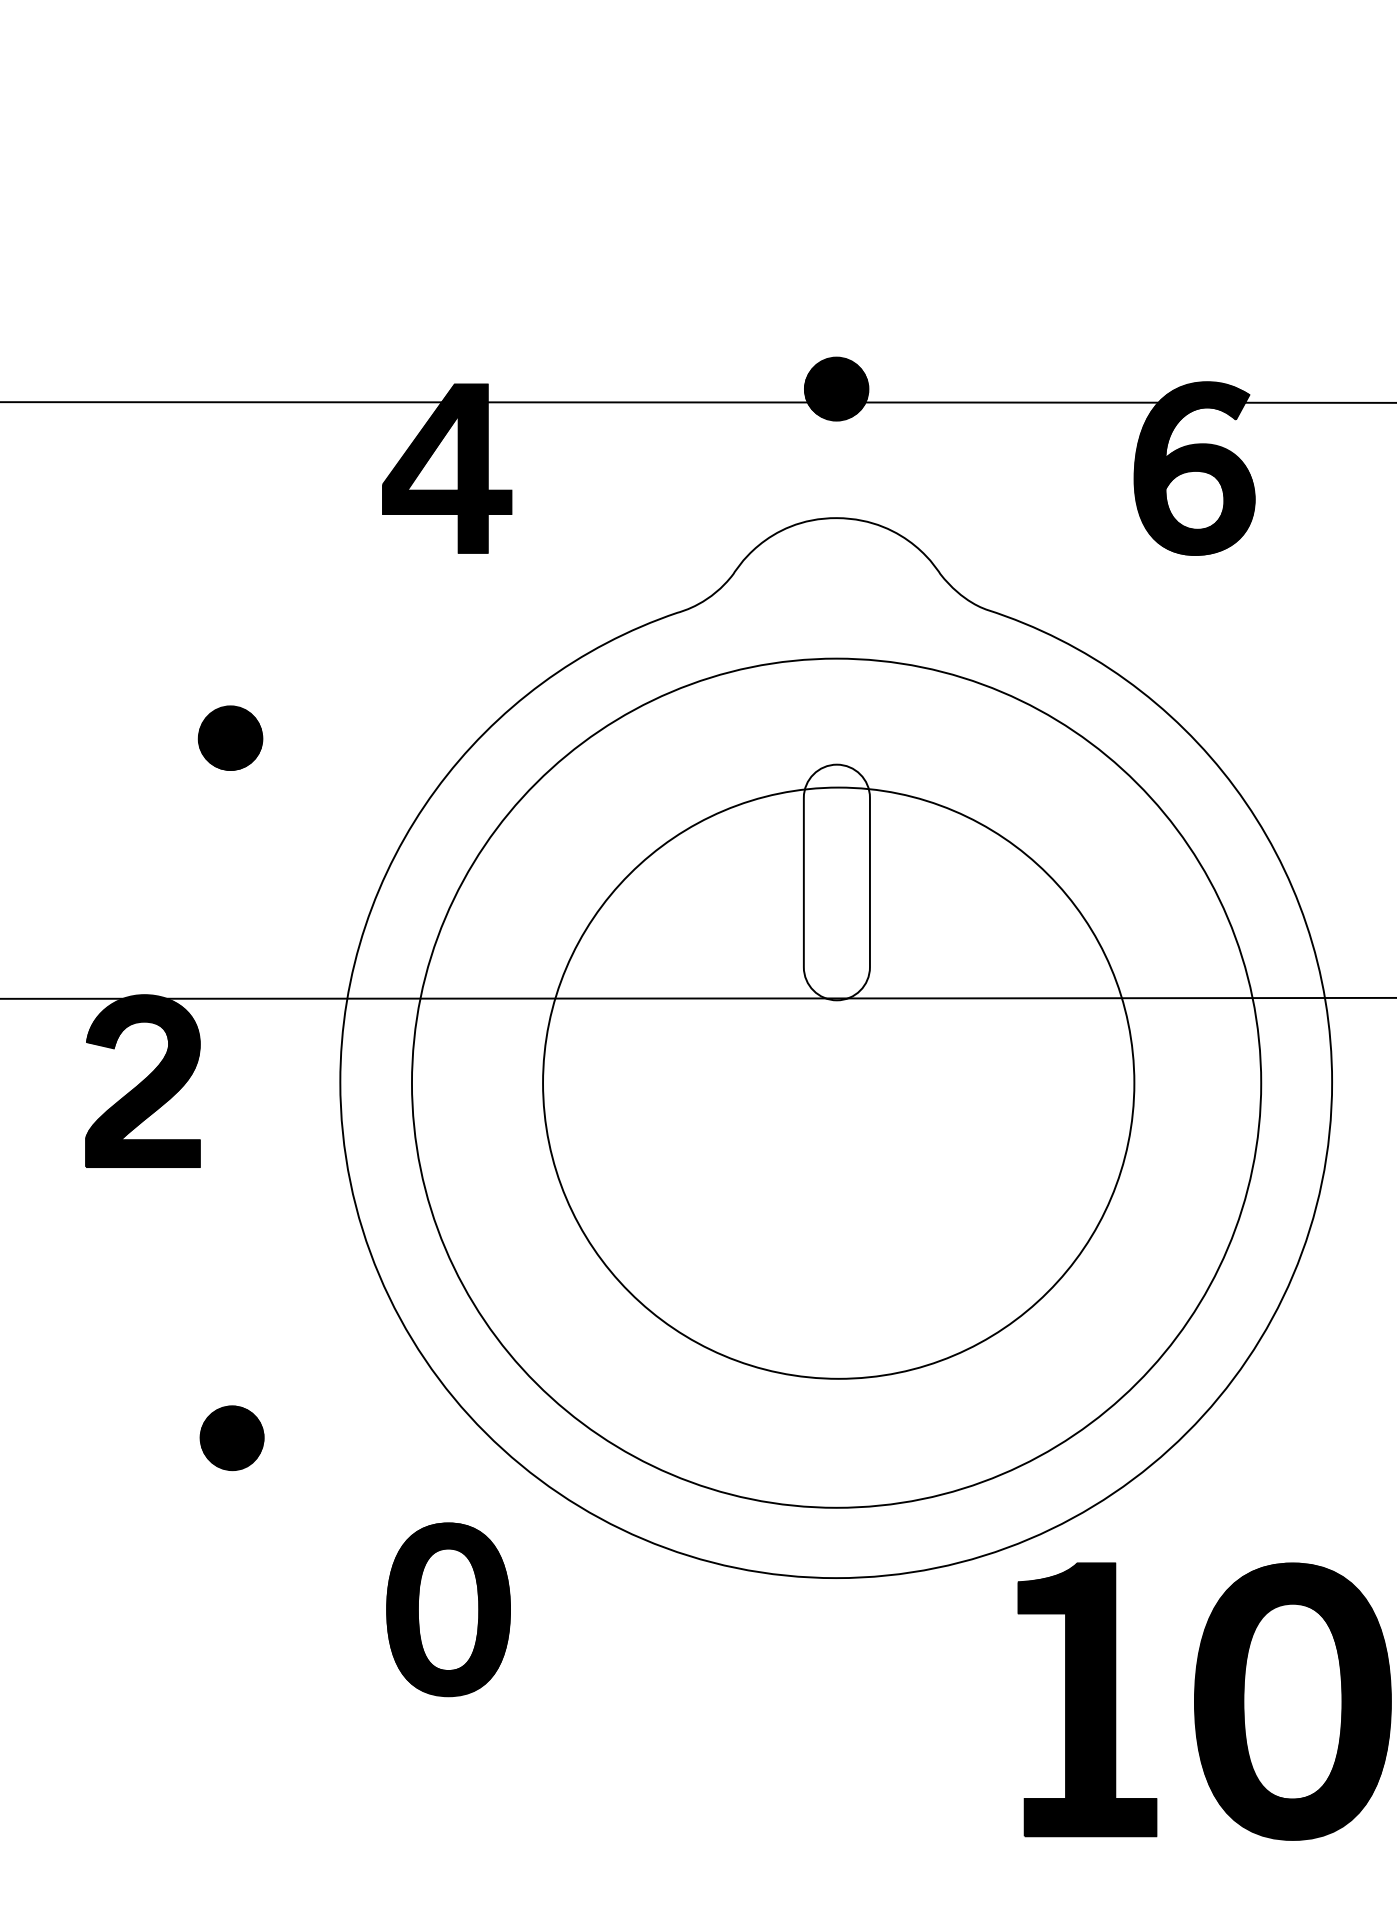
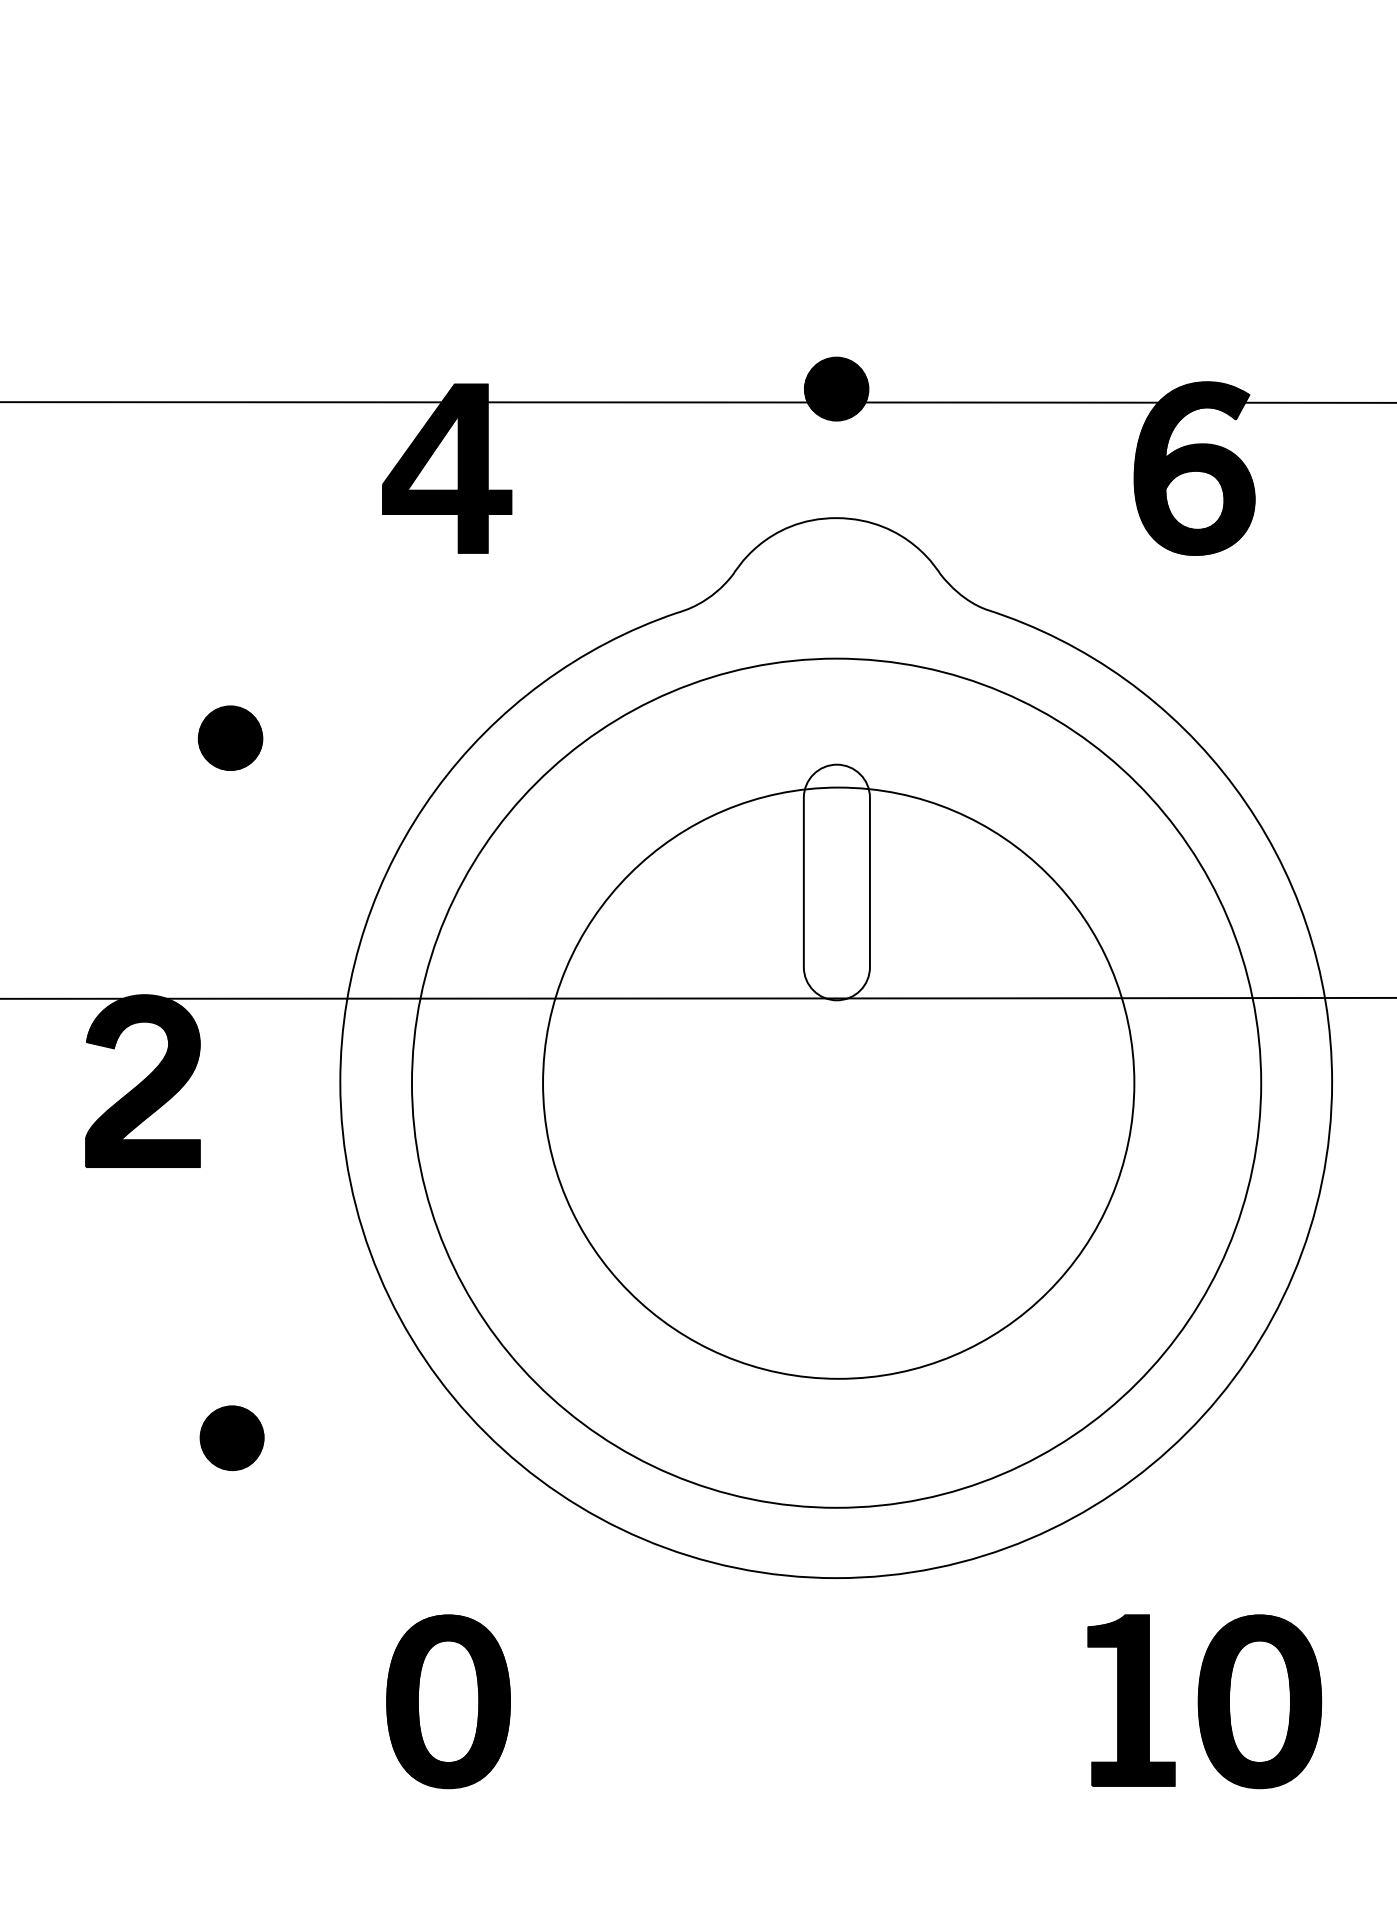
part position: (448, 1609) -> (448, 1701) (448, 1701)
part size: 375x279 px -> 236x176 px (1204, 1701)
